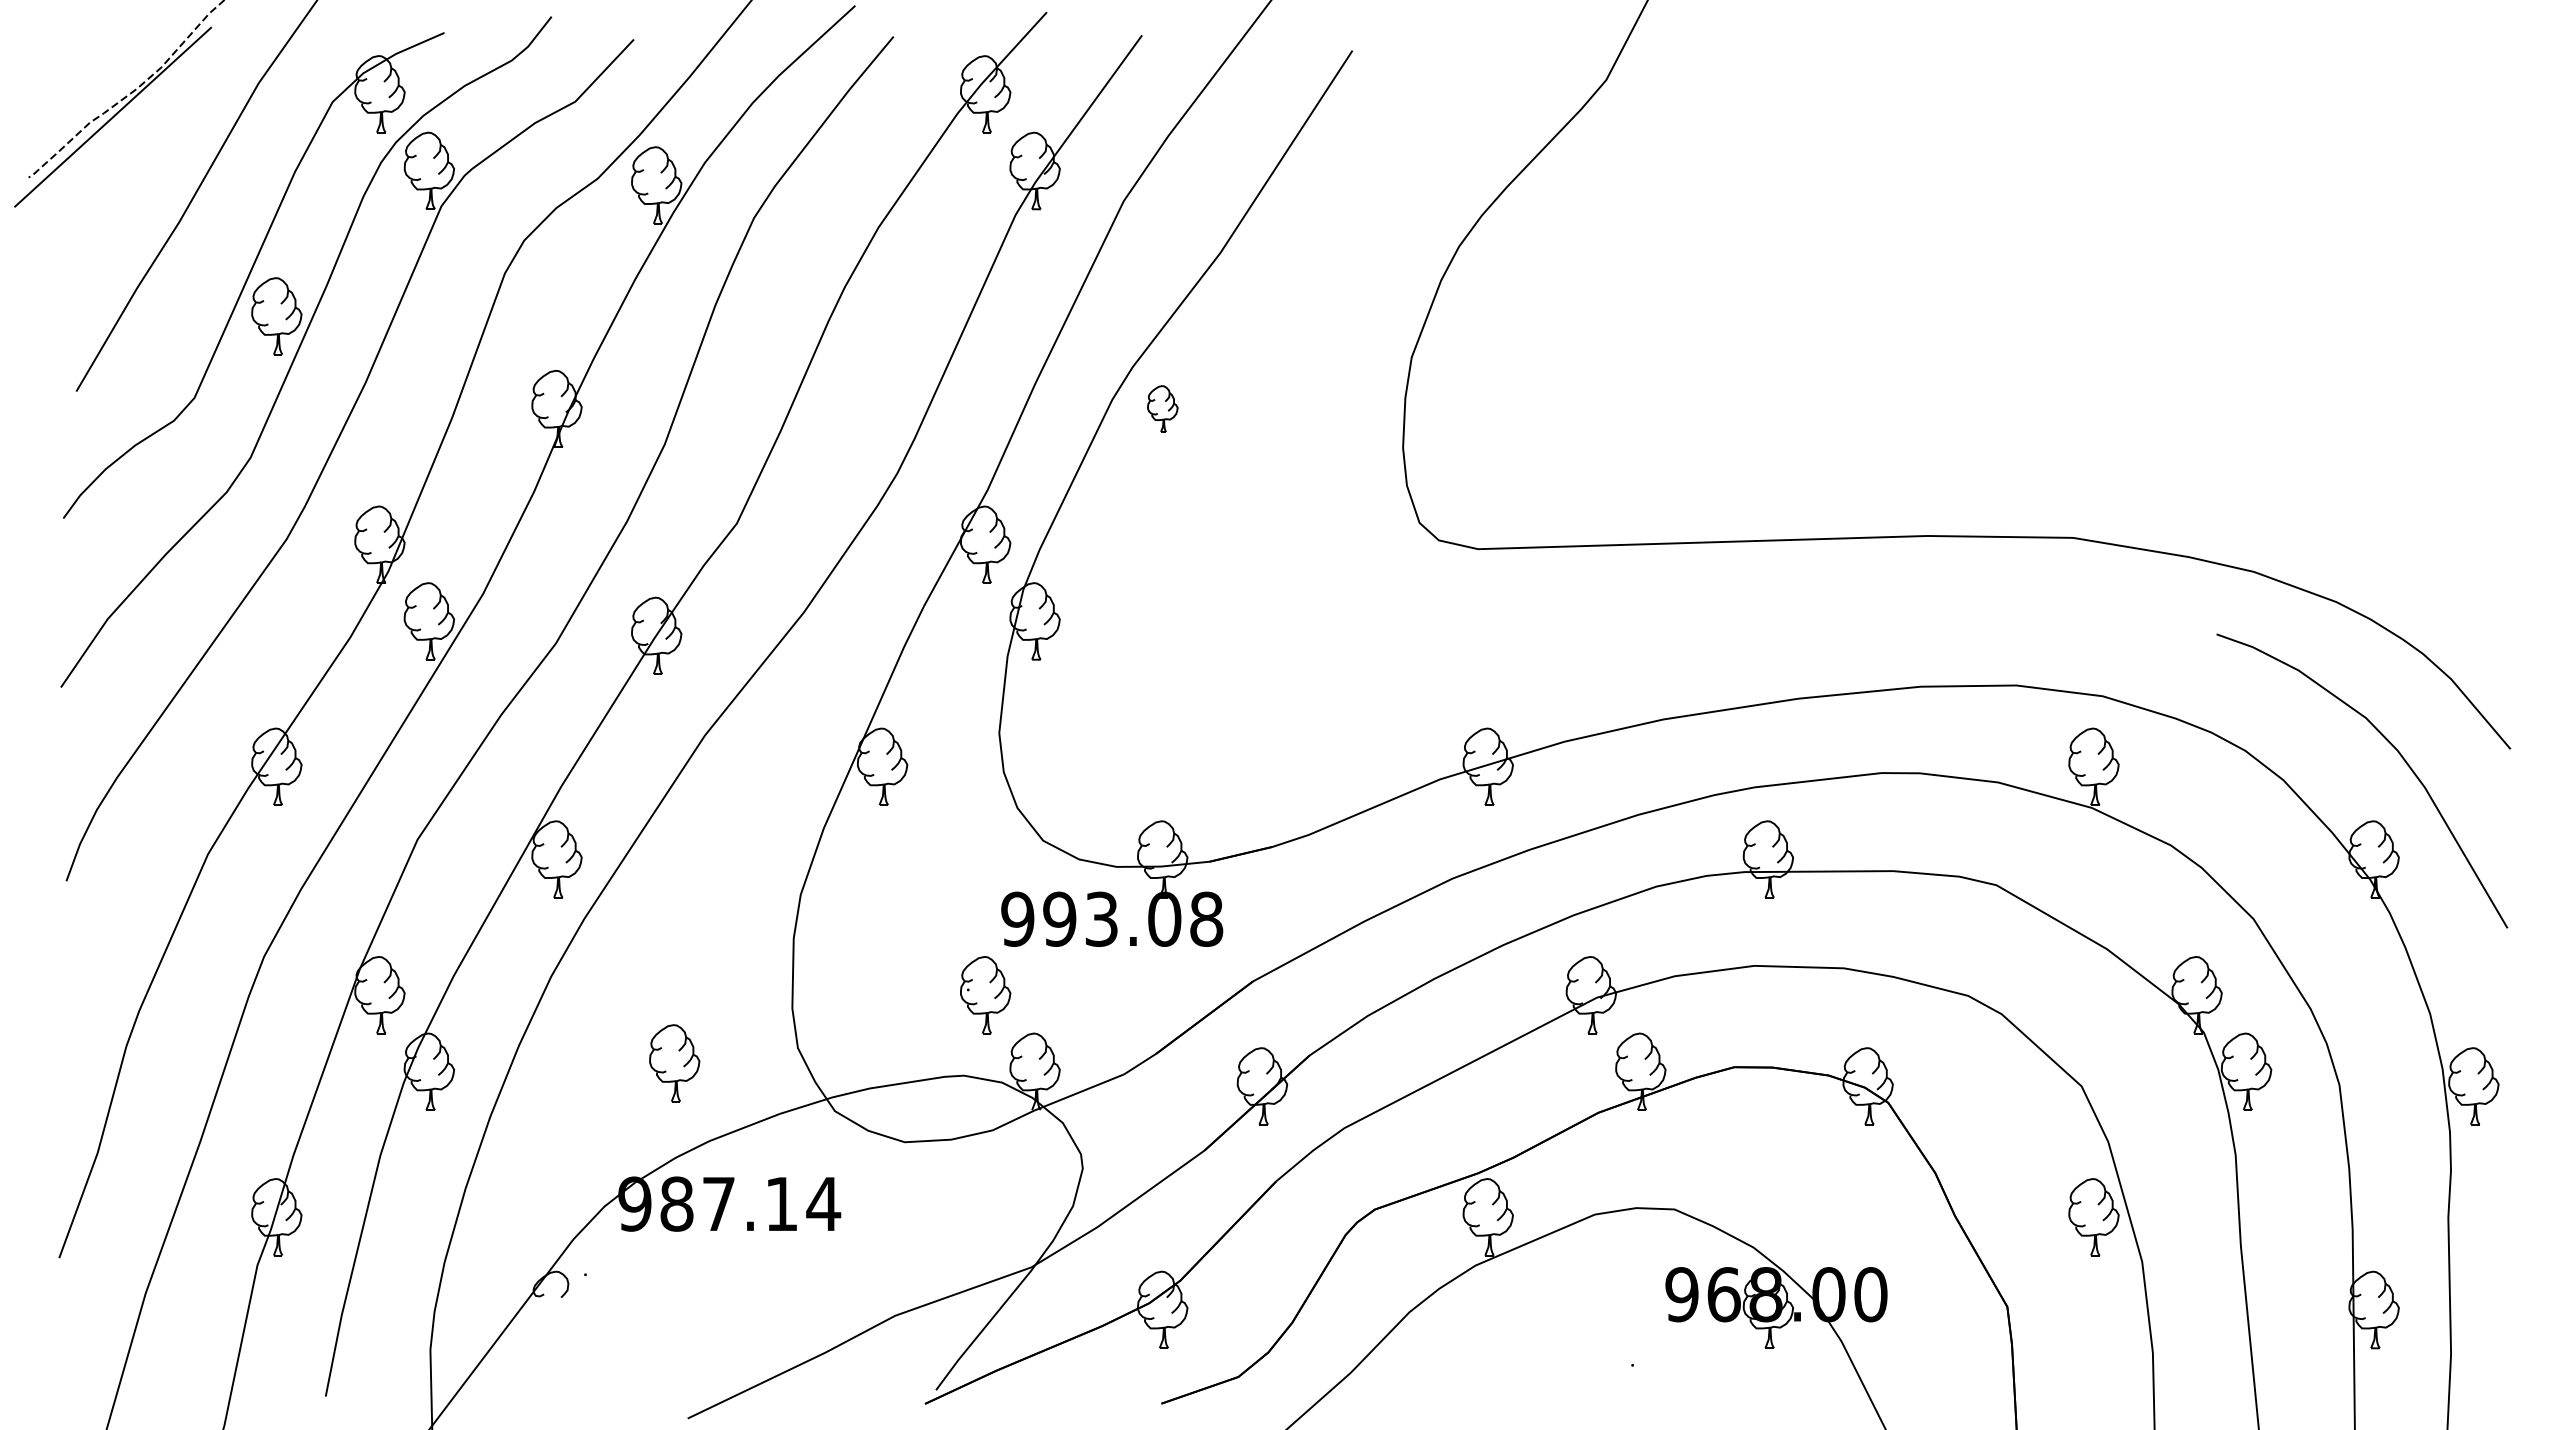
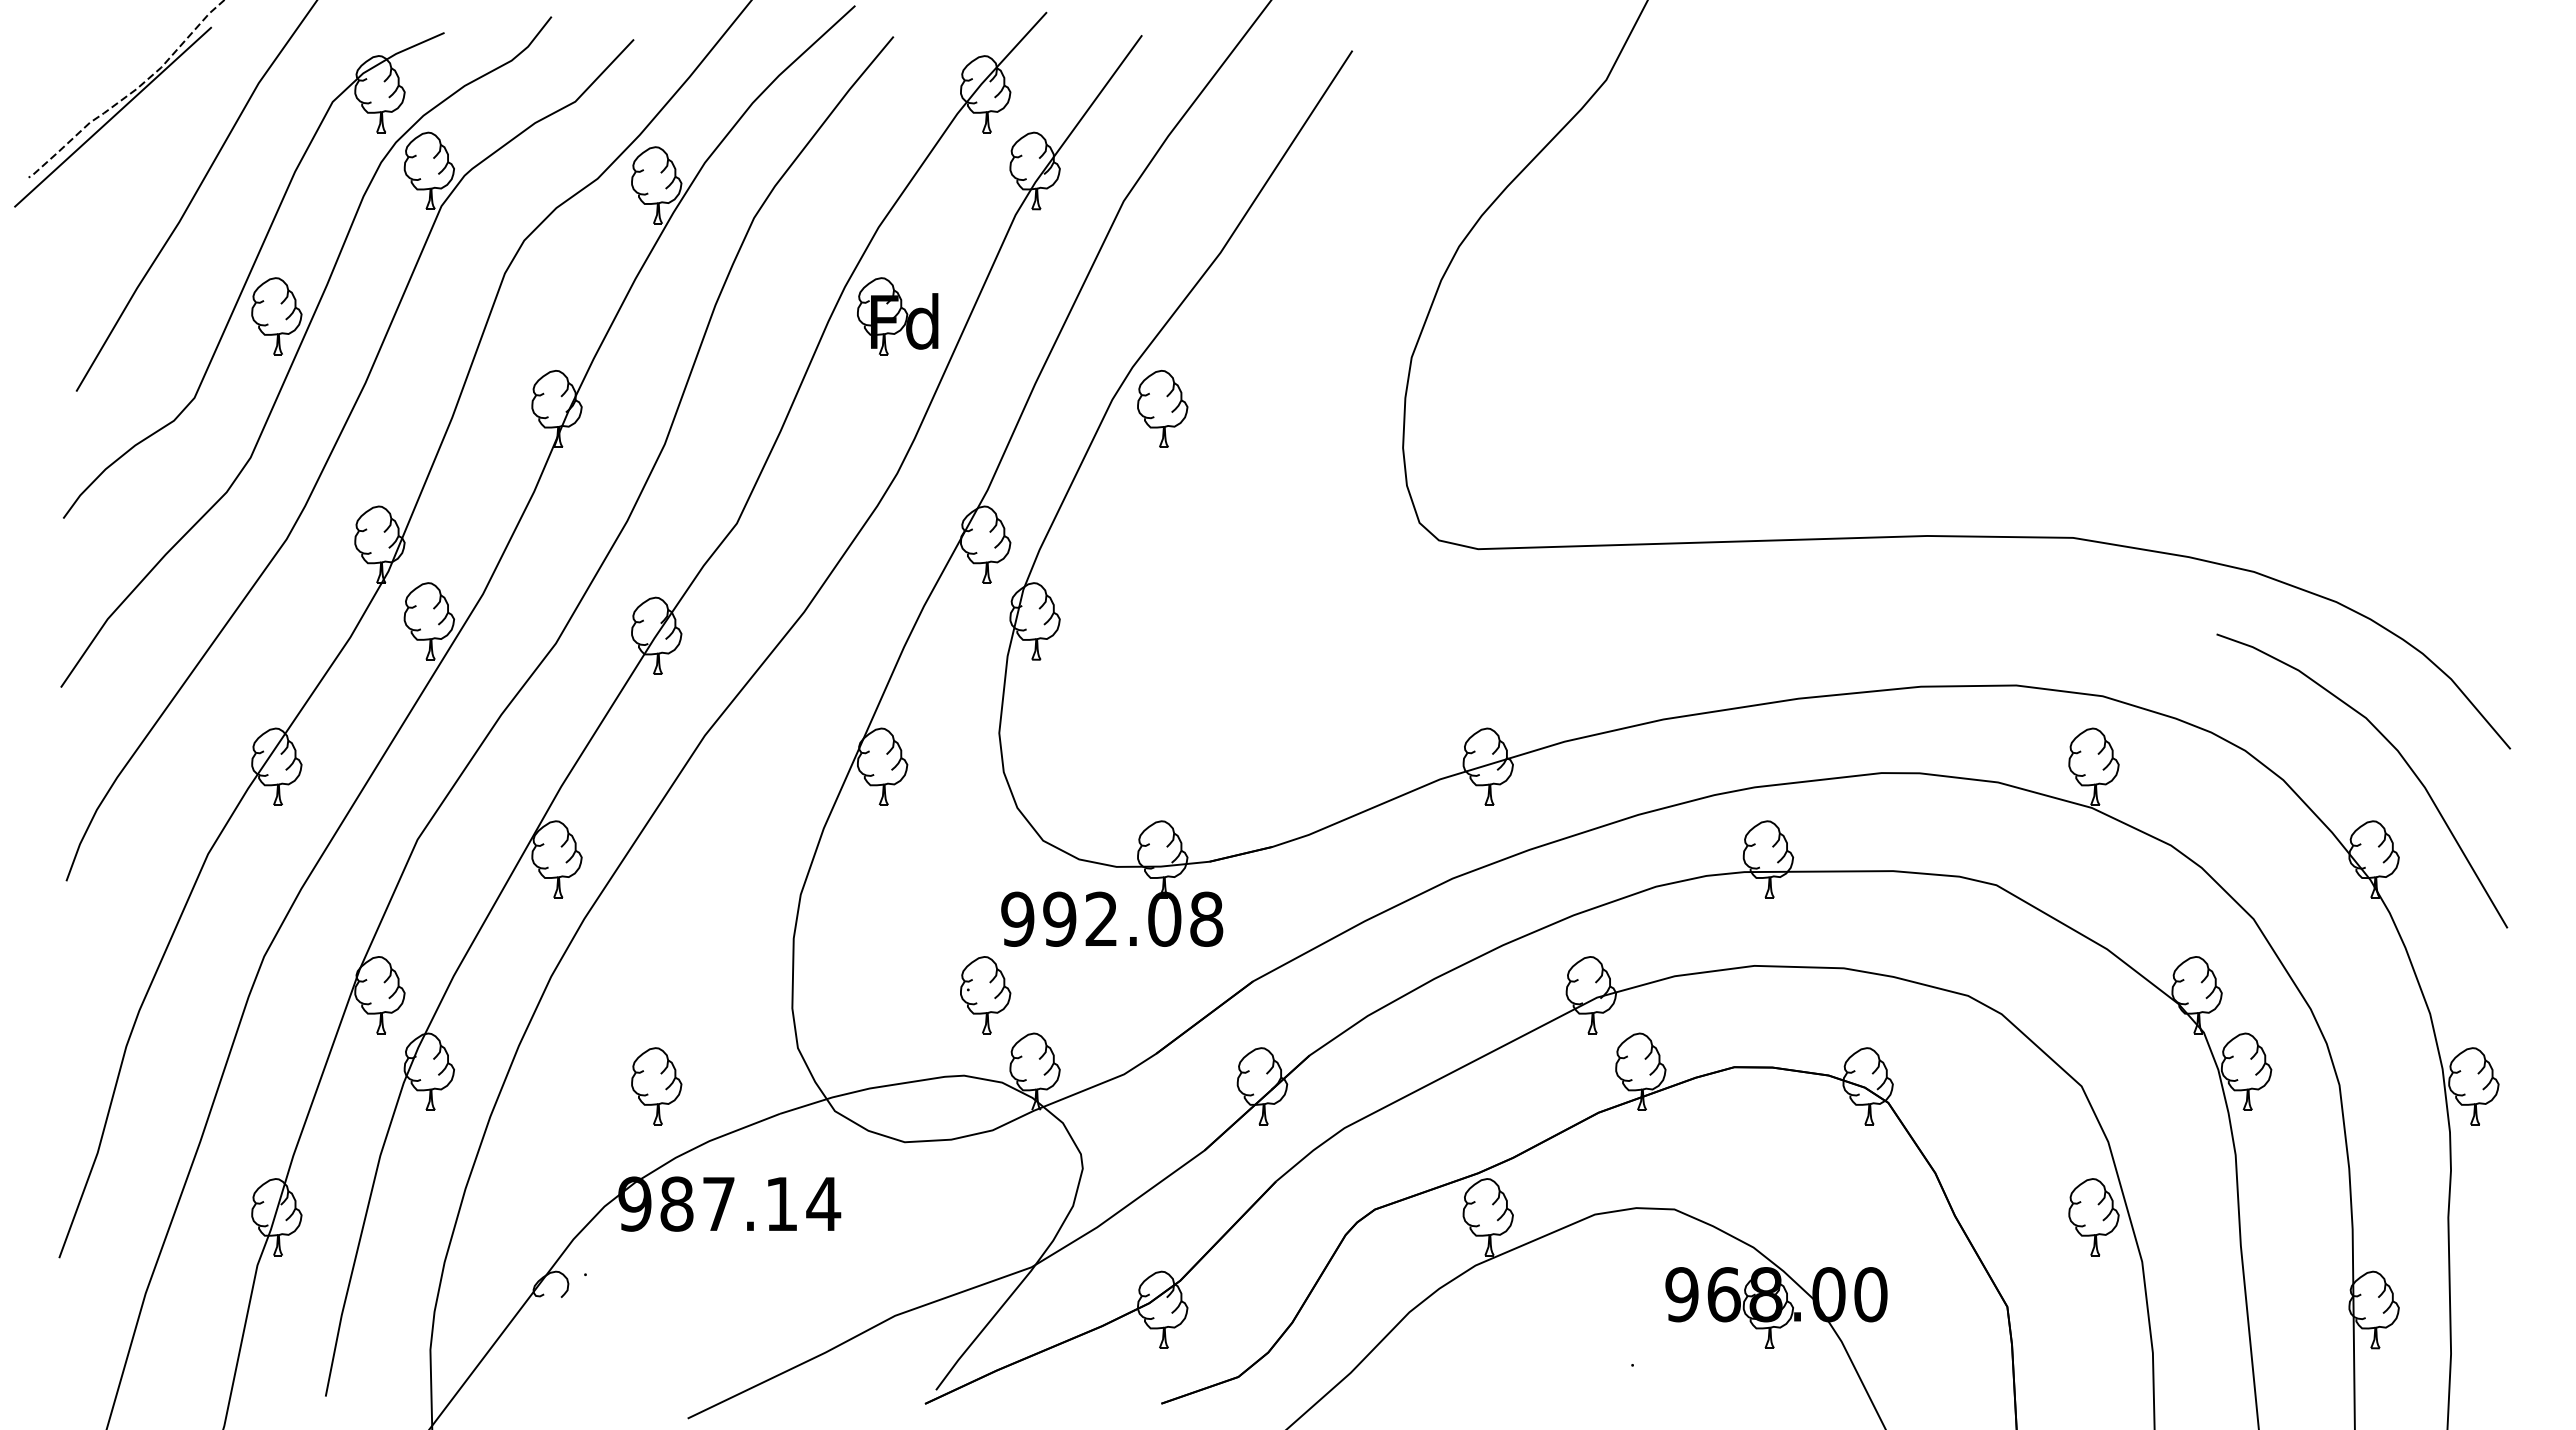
part: none -> present (897, 316)
part size: 32x48 px -> 52x78 px (1162, 408)
text: 993.08 -> 992.08 (1101, 918)
part position: (674, 1063) -> (656, 1086) (656, 1086)
